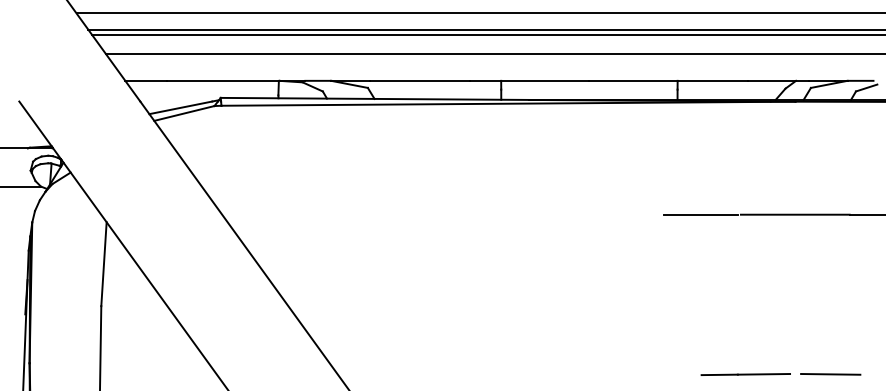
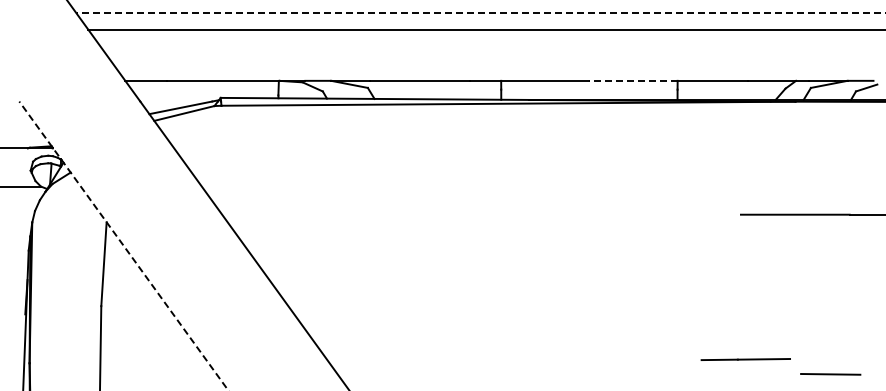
line: solid -> dashed (480, 13)
line: present -> none (487, 35)
line: present -> none (493, 53)
line: solid -> dashed (633, 80)
line: present -> none (700, 214)
line: solid -> dashed (123, 245)
line position: (745, 374) -> (745, 359) (745, 359)
